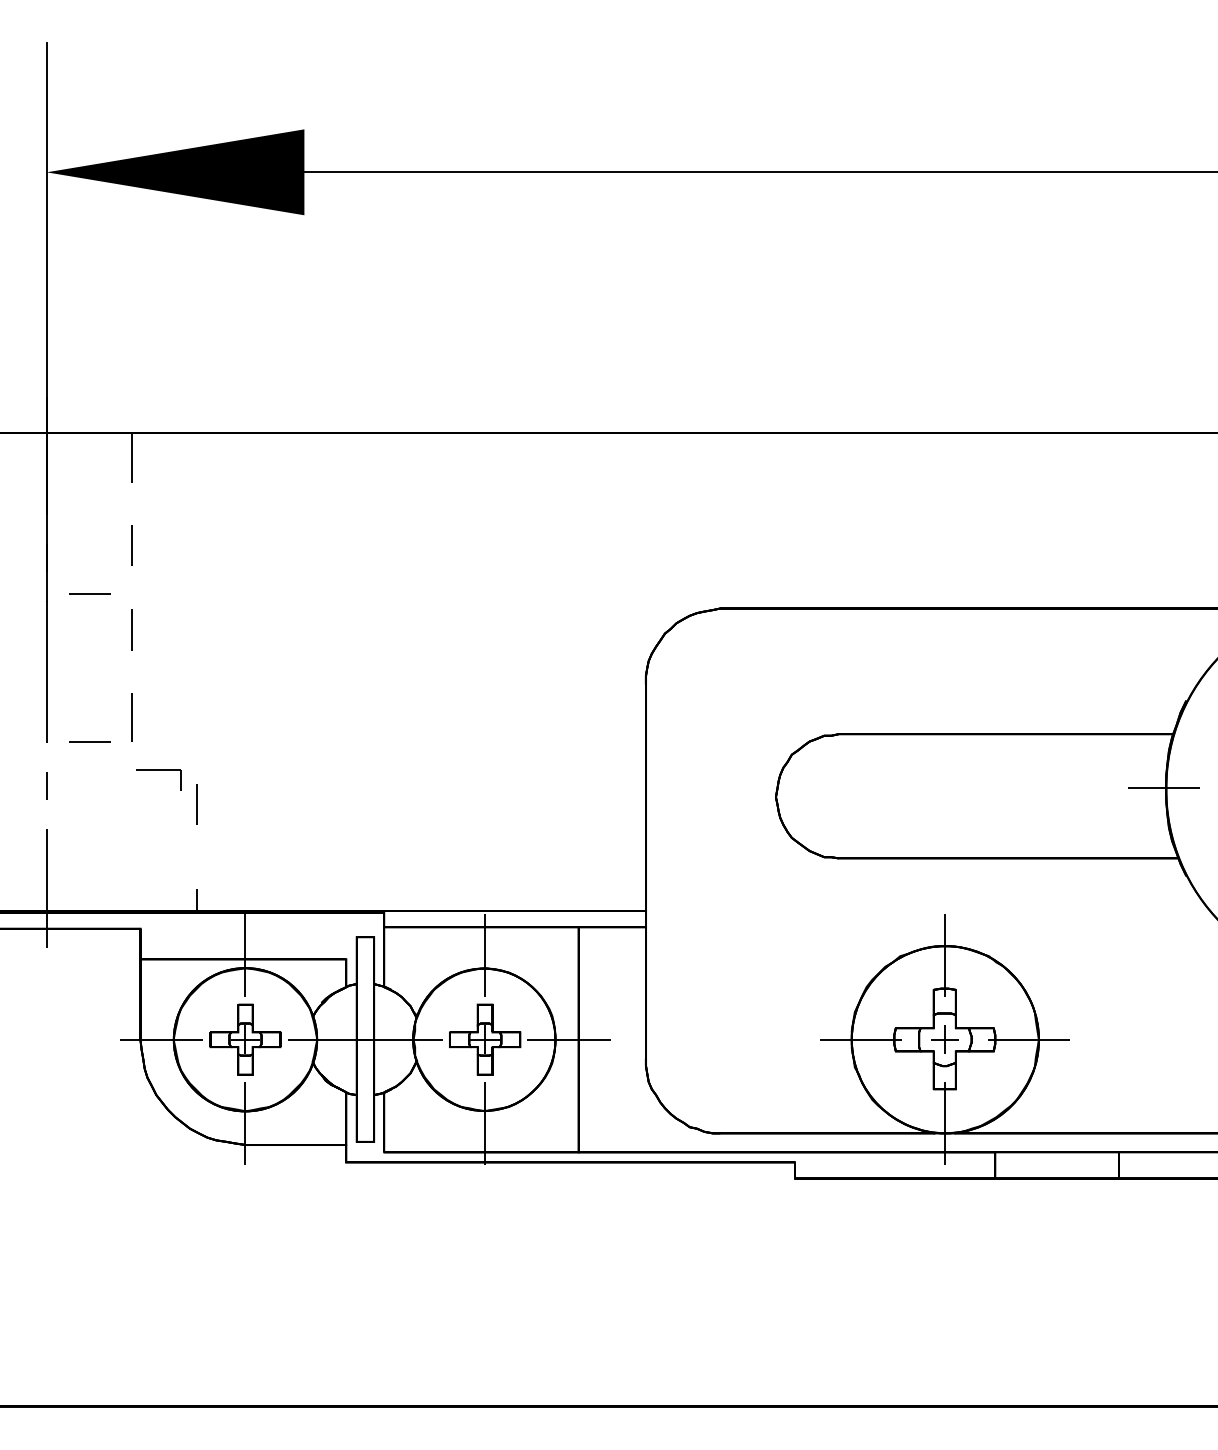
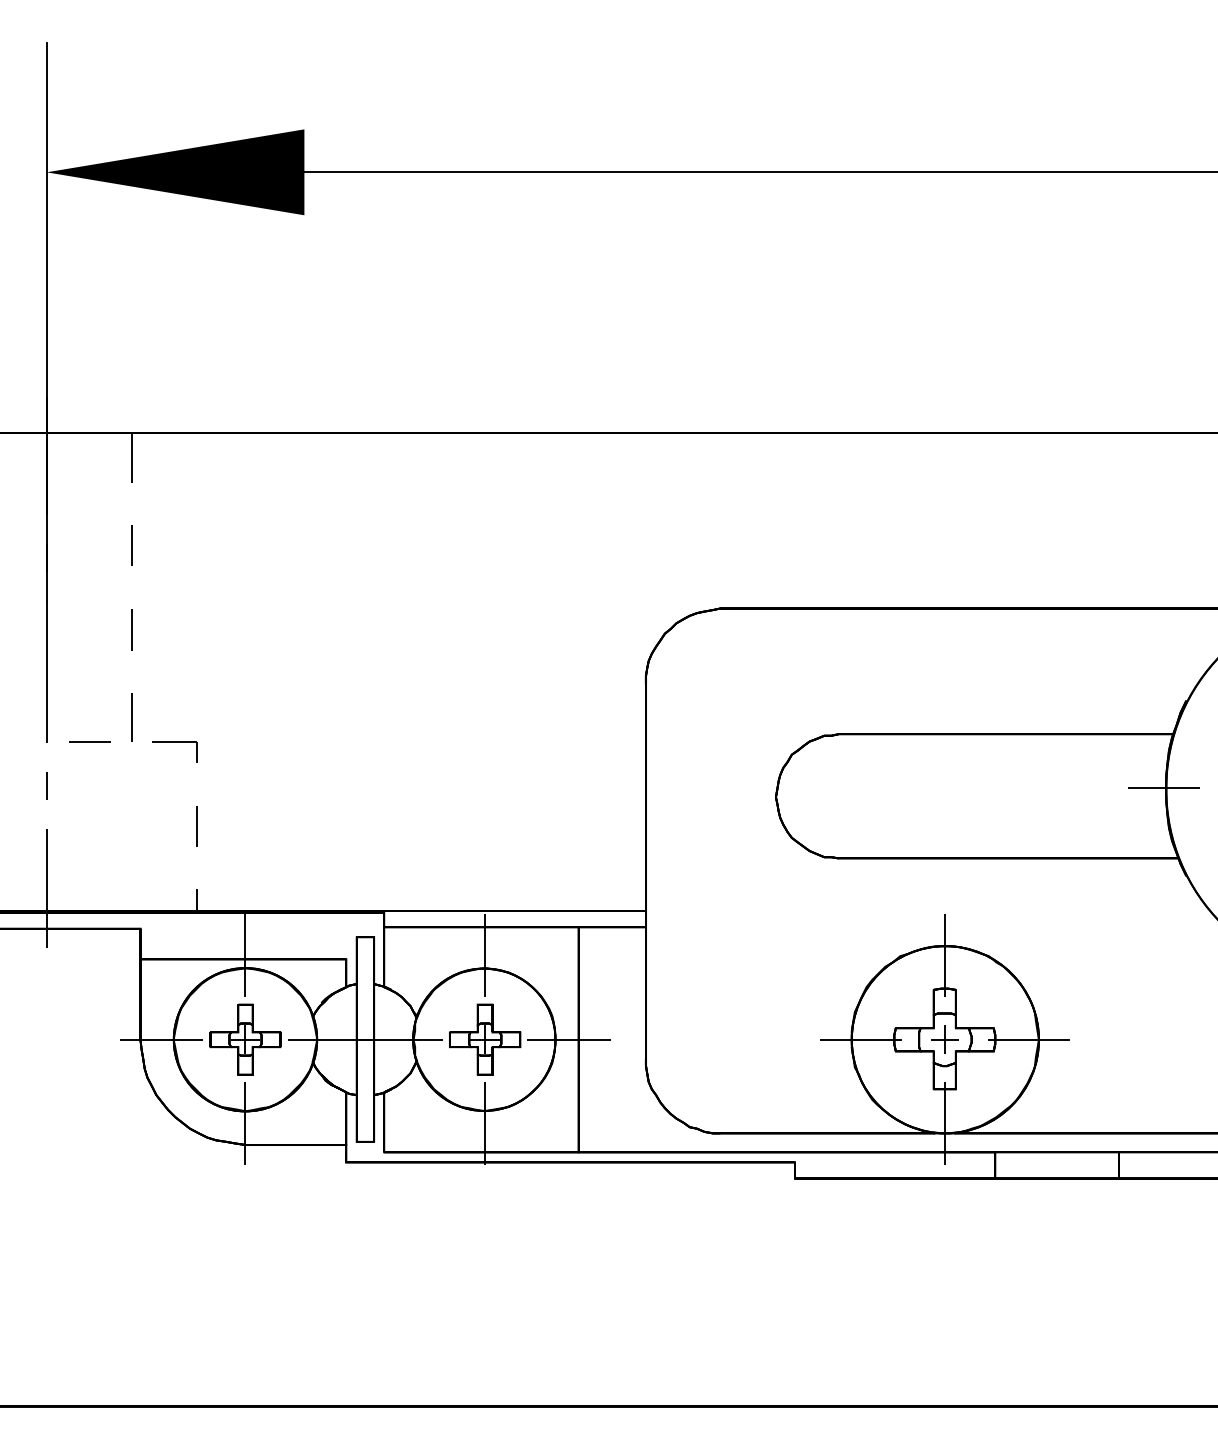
line: present -> none (89, 593)
part position: (158, 770) -> (174, 742) (174, 742)
line position: (196, 804) -> (196, 826) (196, 826)
